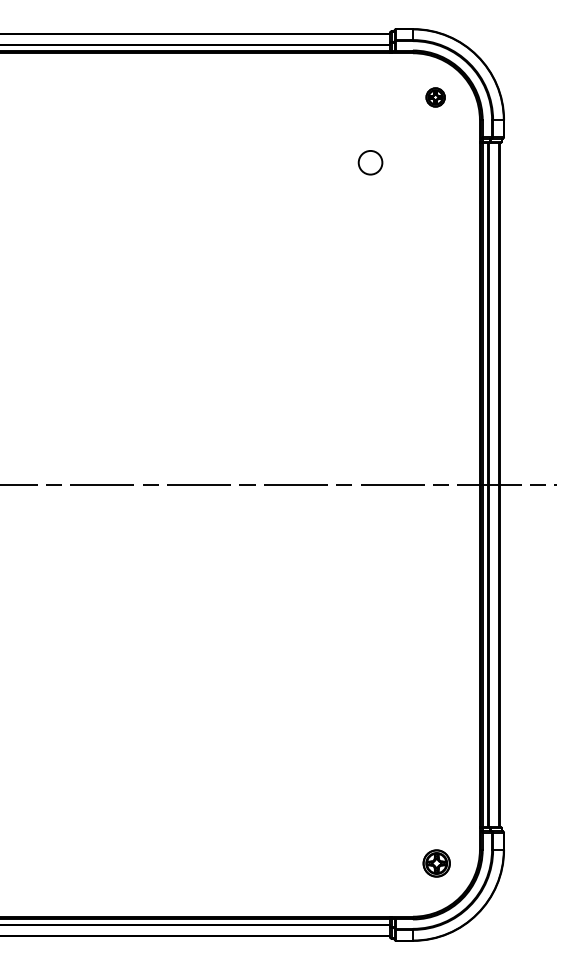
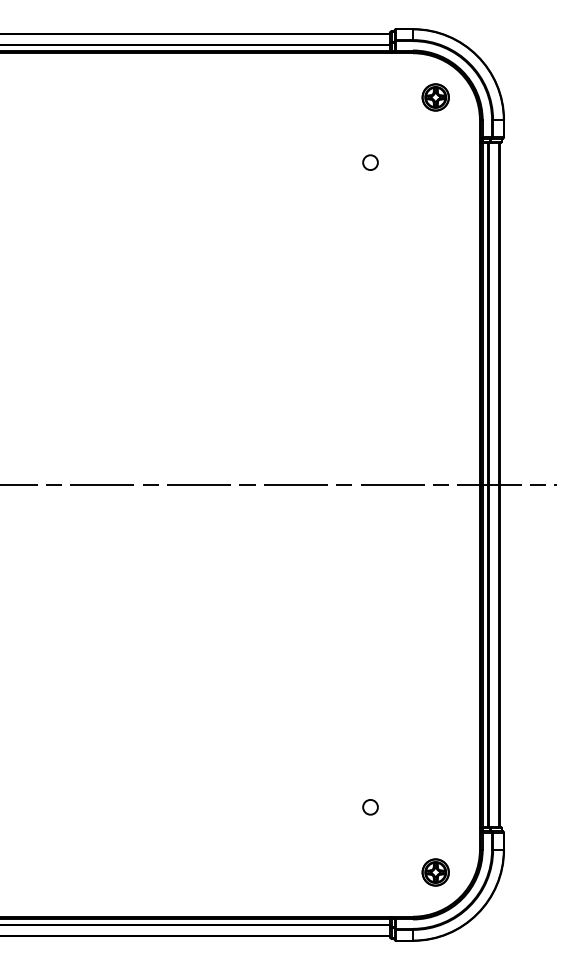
part size: 21x21 px -> 29x29 px (435, 97)
circle size: 27x26 px -> 17x17 px (370, 162)
circle: none -> present (370, 807)
part position: (436, 863) -> (435, 872) (435, 872)
